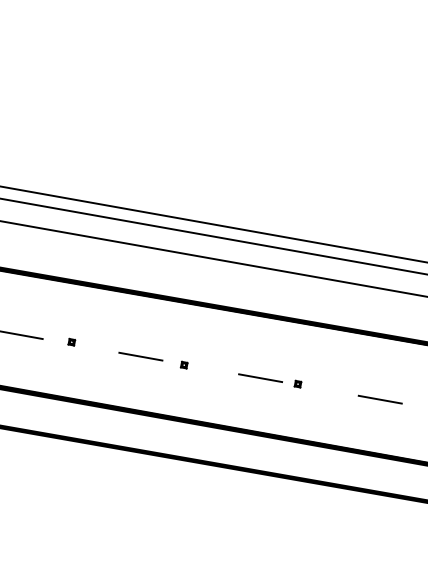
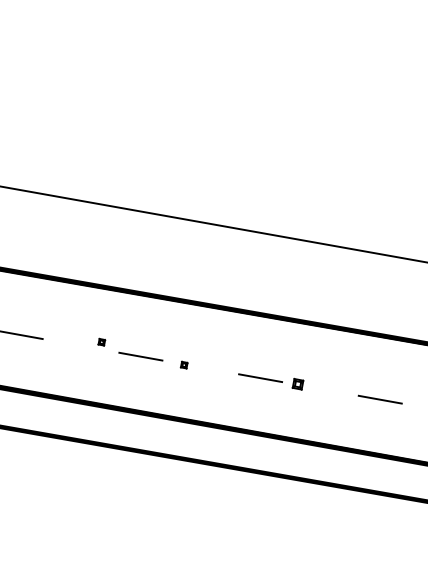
line: present -> none (213, 236)
line: present -> none (213, 258)
part position: (71, 341) -> (101, 341) (101, 341)
part size: 10x10 px -> 14x14 px (297, 383)
